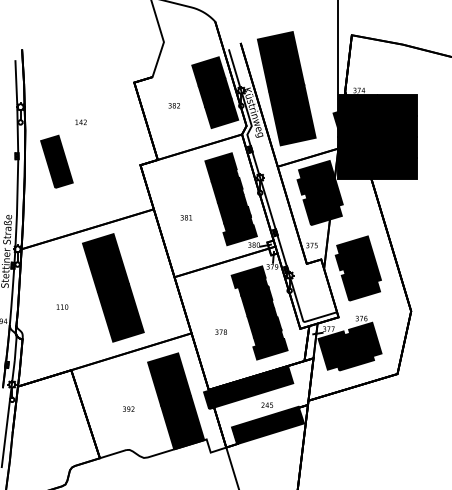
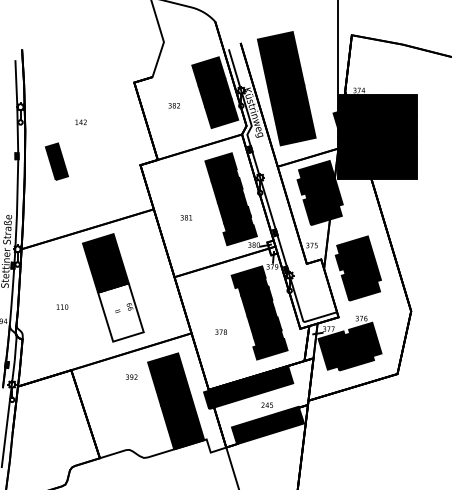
part size: 34x55 px -> 24x39 px (56, 161)
fill: present -> none (120, 312)
text position: (128, 408) -> (131, 376) (131, 376)
